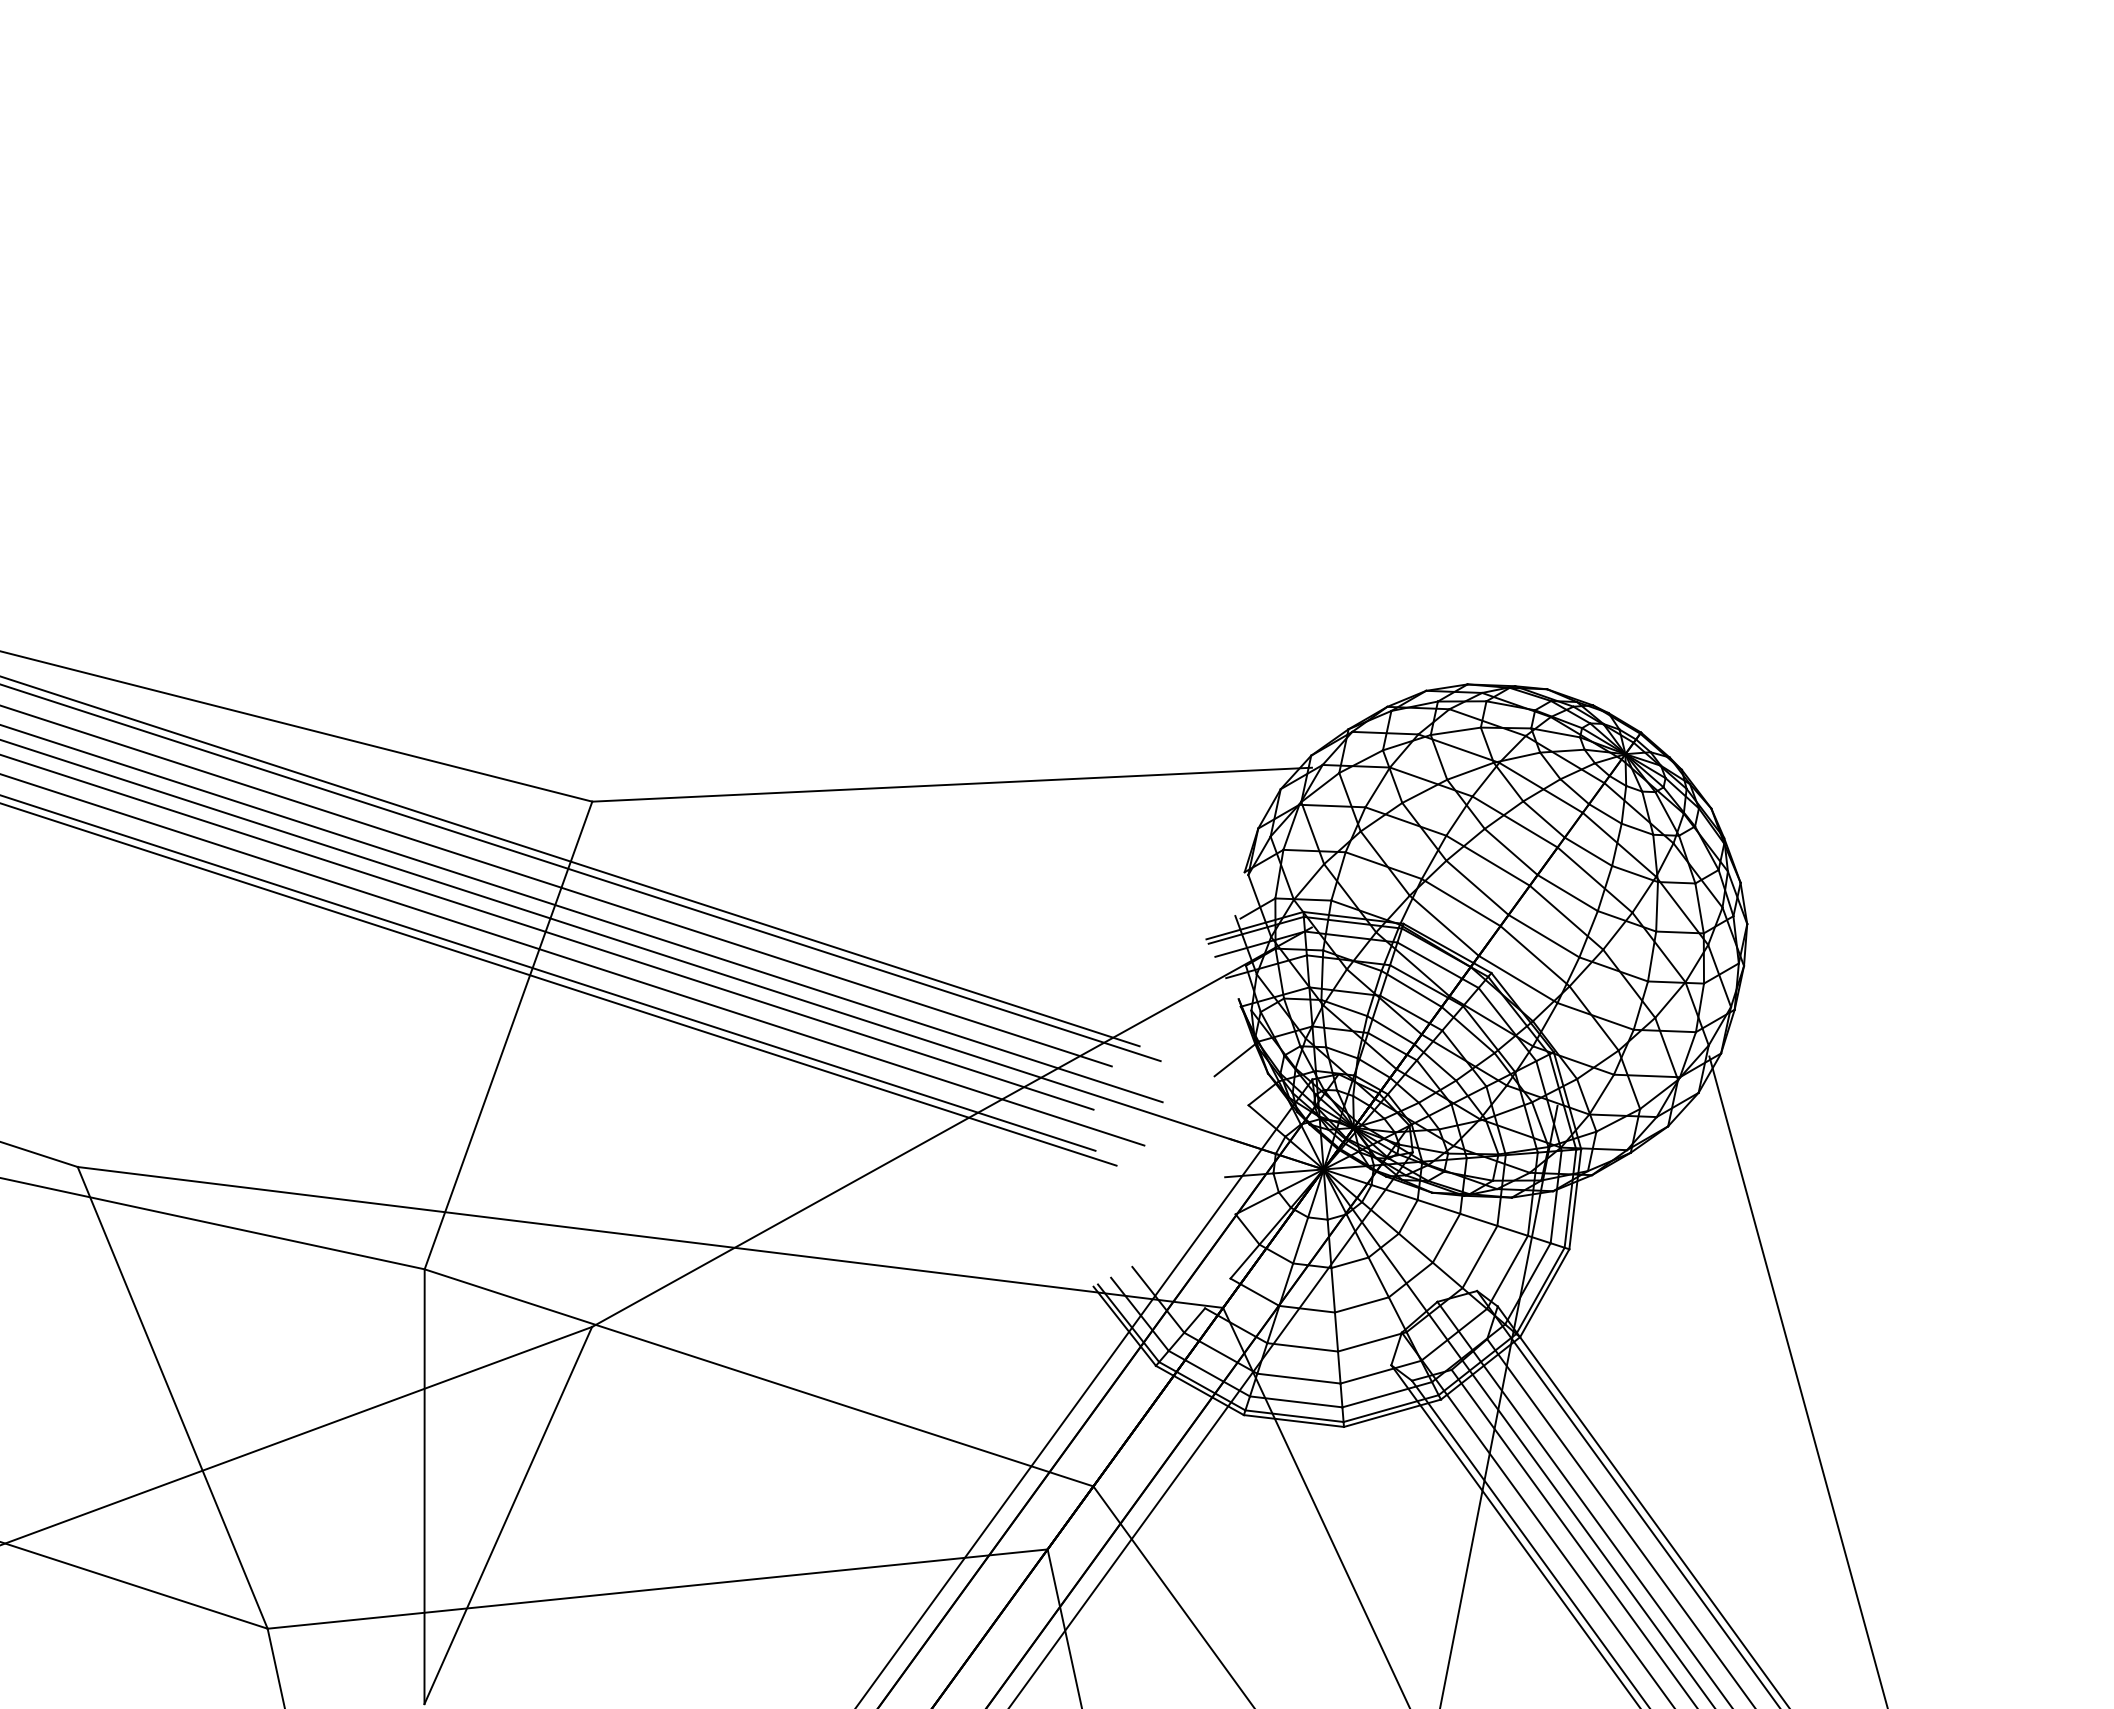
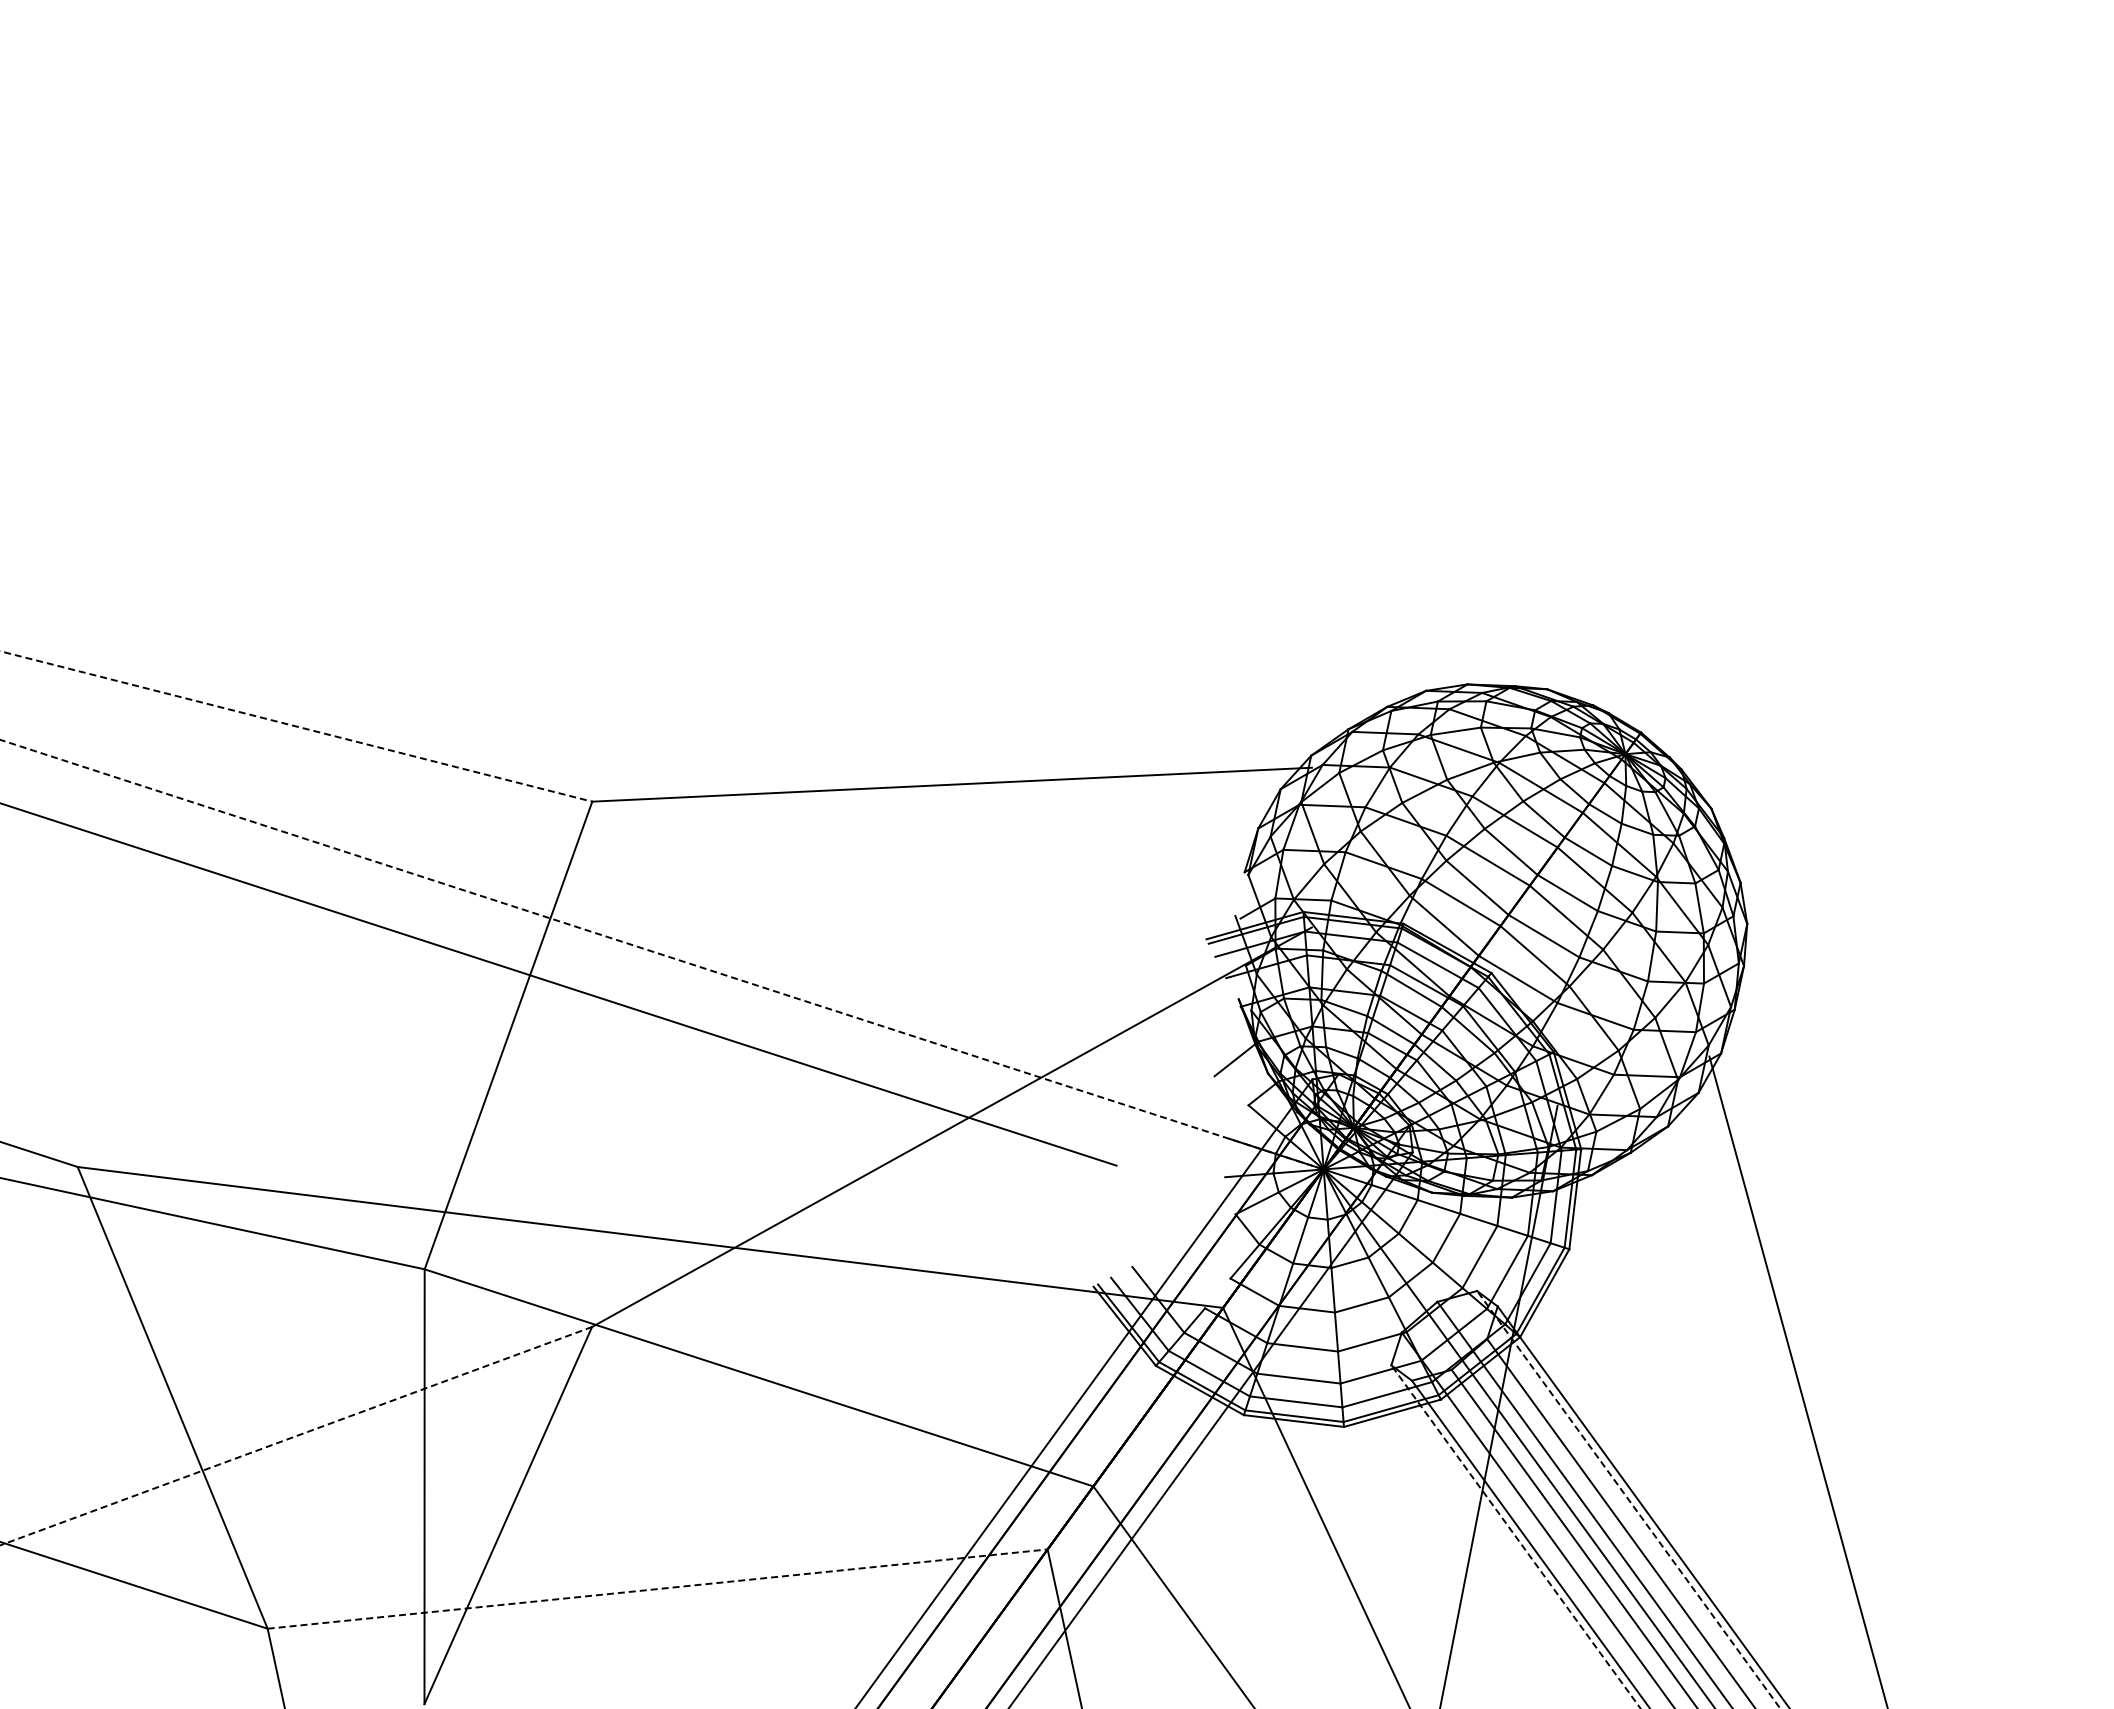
line: solid -> dashed (296, 726)
line: present -> none (570, 861)
line: present -> none (581, 873)
line: present -> none (556, 886)
line: present -> none (582, 913)
line: present -> none (547, 932)
line: solid -> dashed (661, 954)
line: present -> none (573, 959)
line: present -> none (548, 972)
line: solid -> dashed (296, 1436)
line: solid -> dashed (1628, 1499)
line: solid -> dashed (1515, 1536)
line: solid -> dashed (657, 1589)
